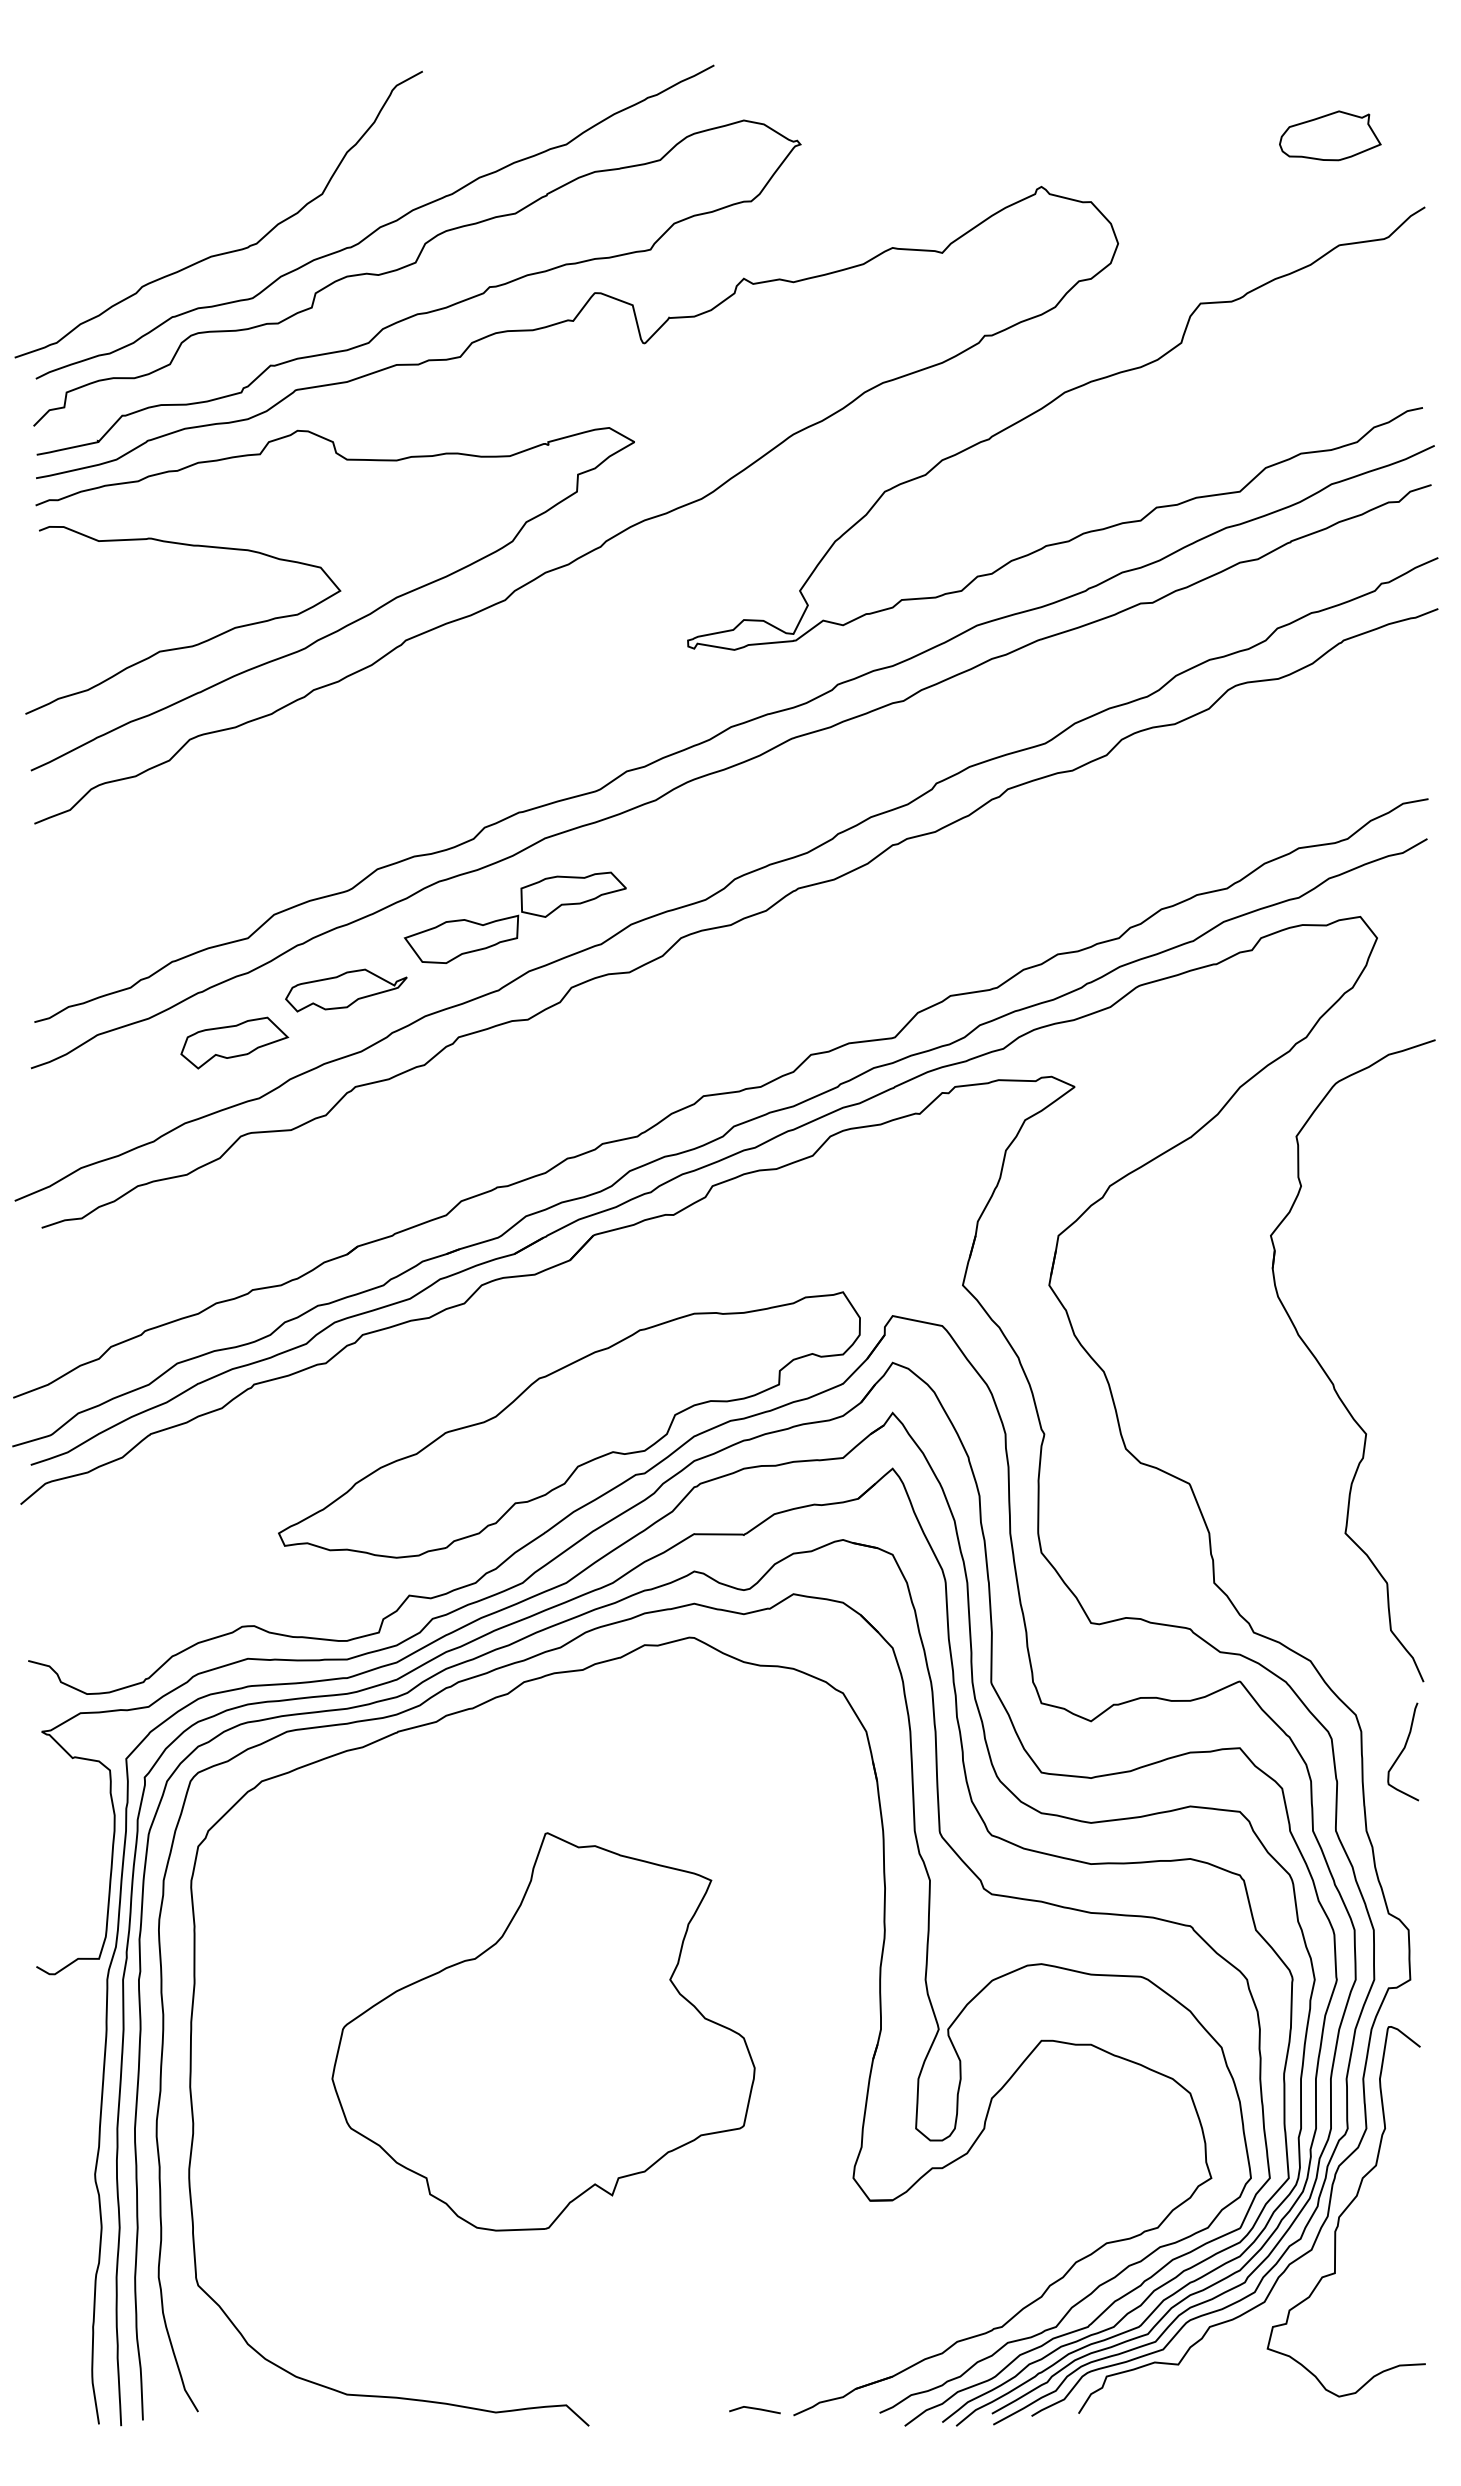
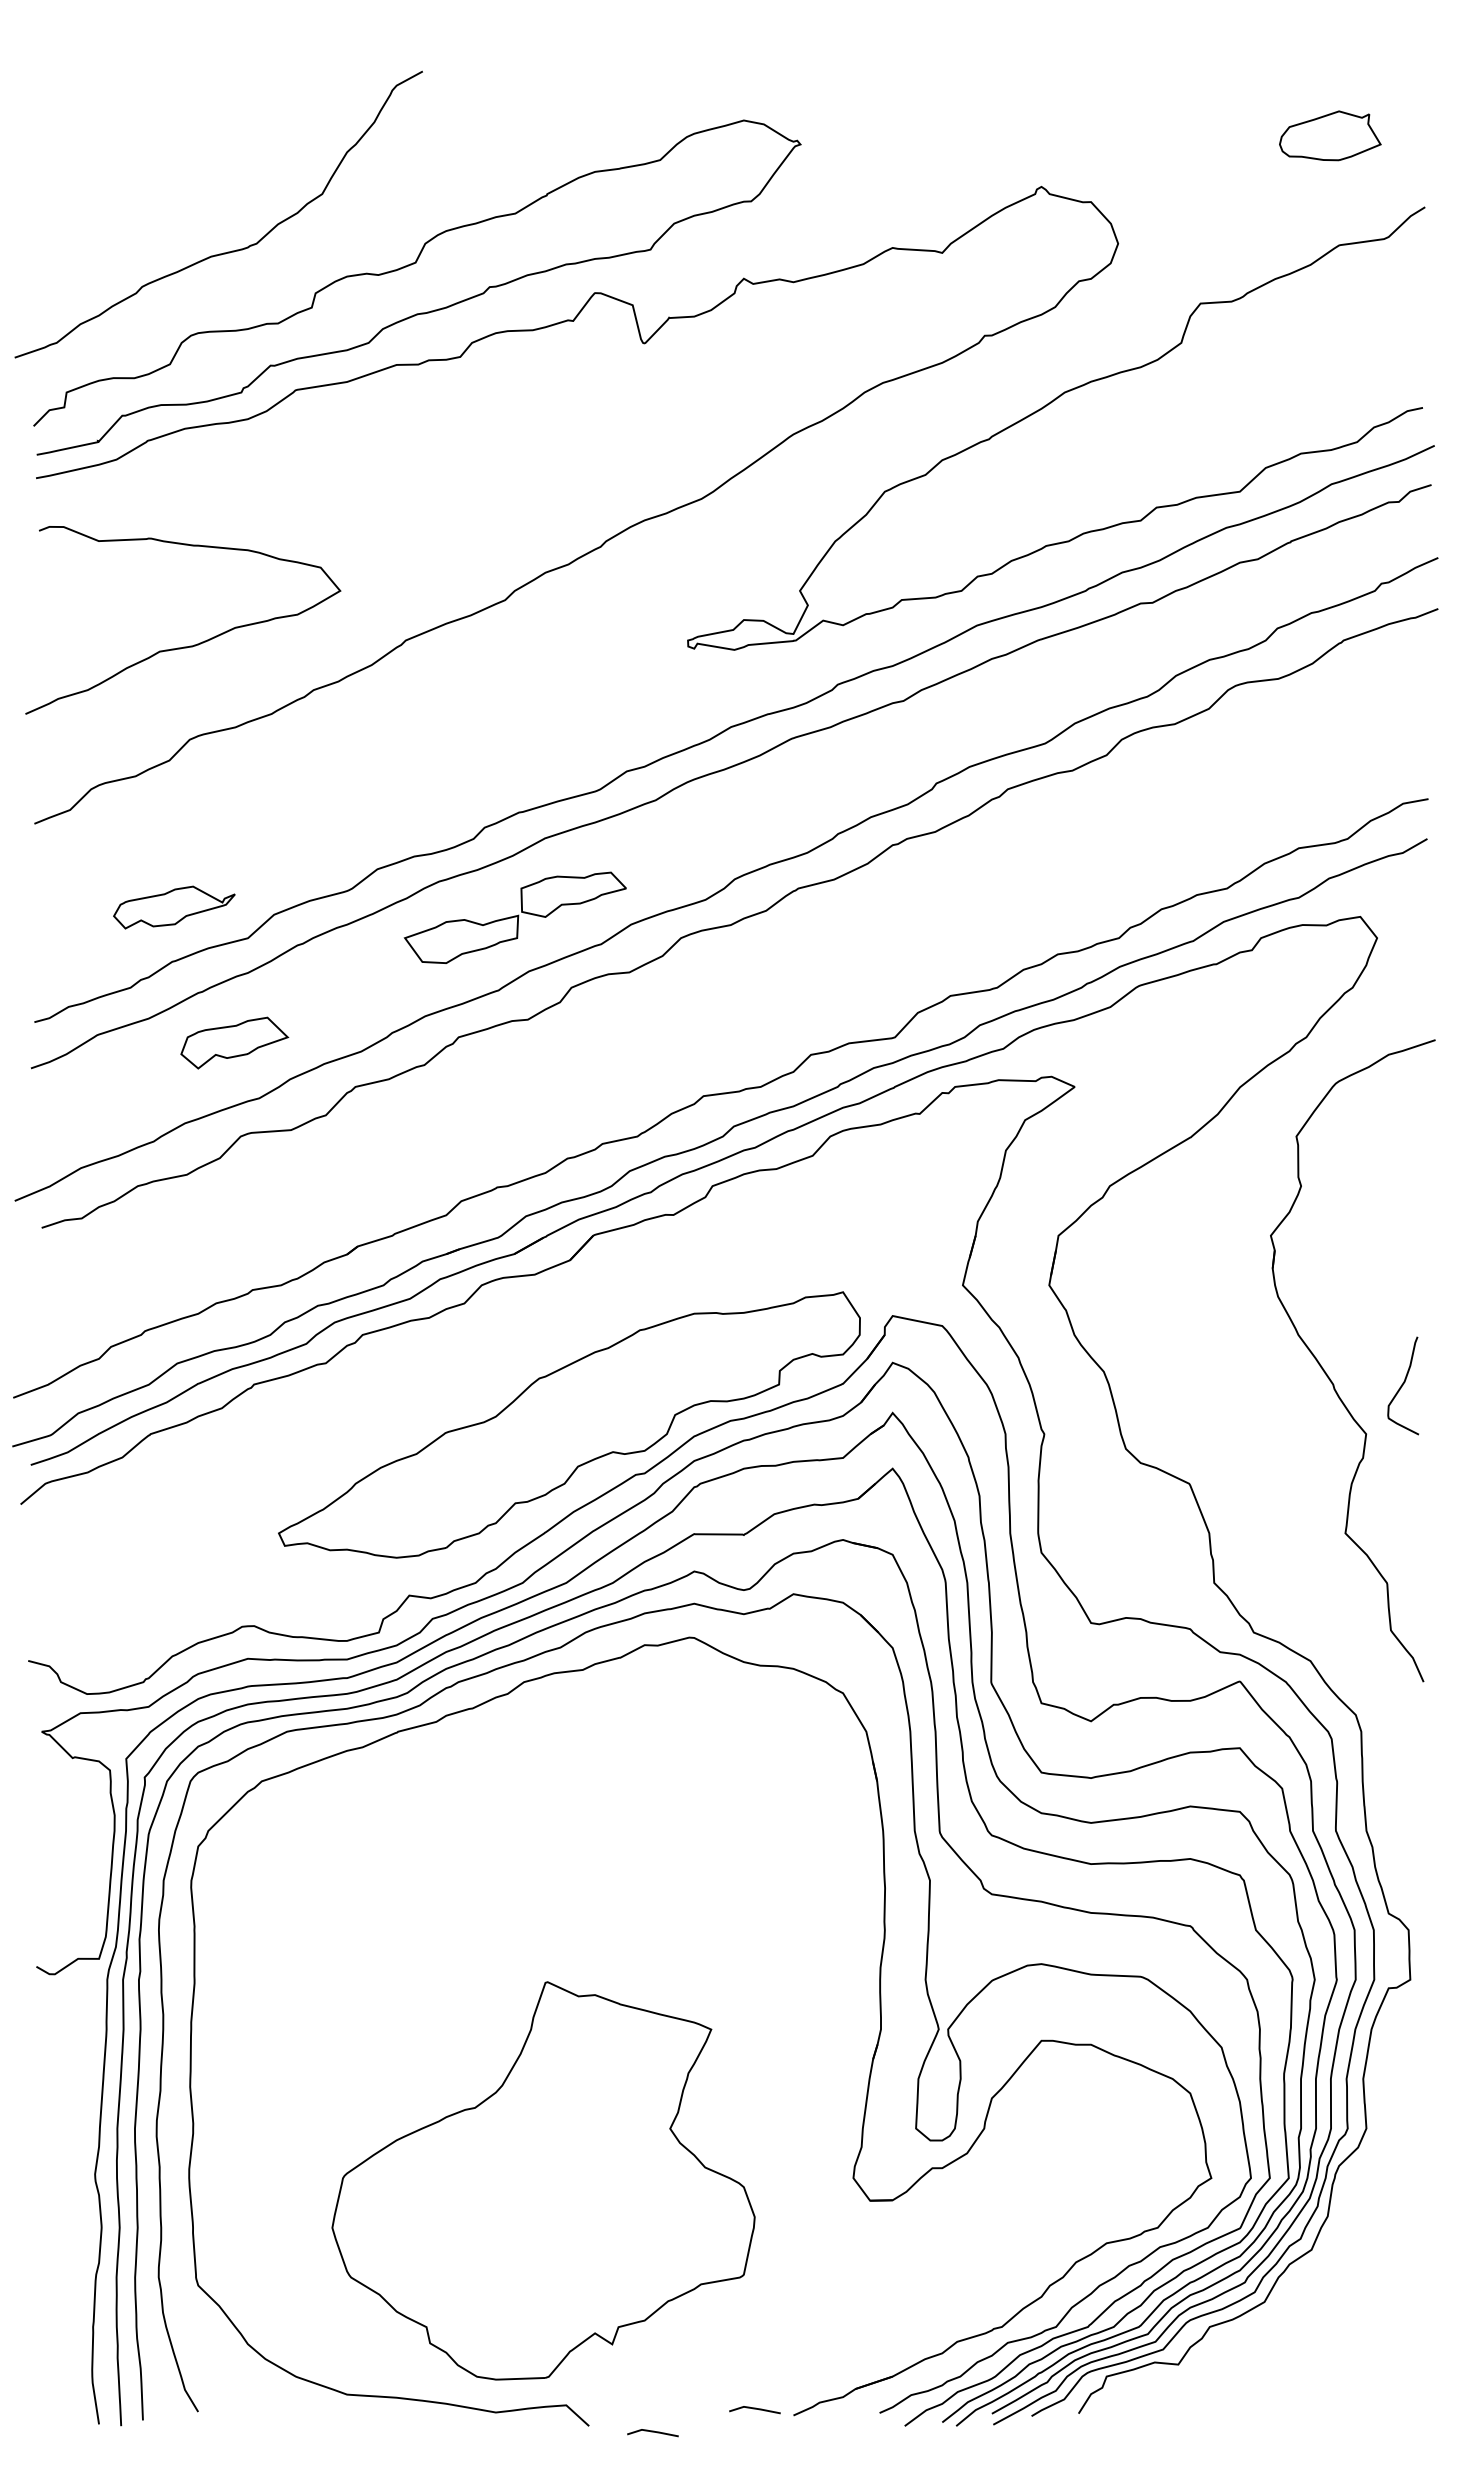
curve: present -> none (379, 226)
curve: present -> none (348, 623)
part position: (346, 990) -> (174, 907) (174, 907)
curve position: (1402, 1751) -> (1402, 1385) (1402, 1385)
part position: (543, 2031) -> (543, 2180) (543, 2180)
curve: present -> none (1345, 2211)
line: none -> present (652, 2432)
